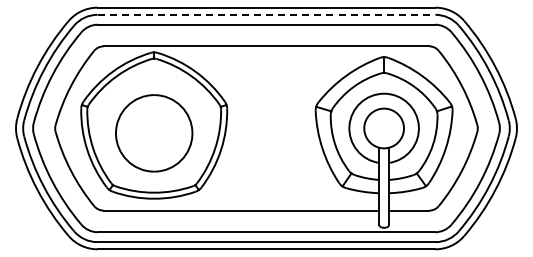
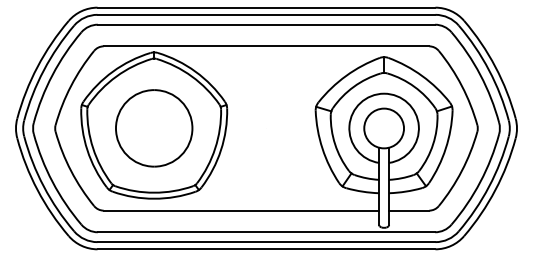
line: dashed -> solid (266, 14)
part position: (154, 133) -> (154, 128) (154, 128)
